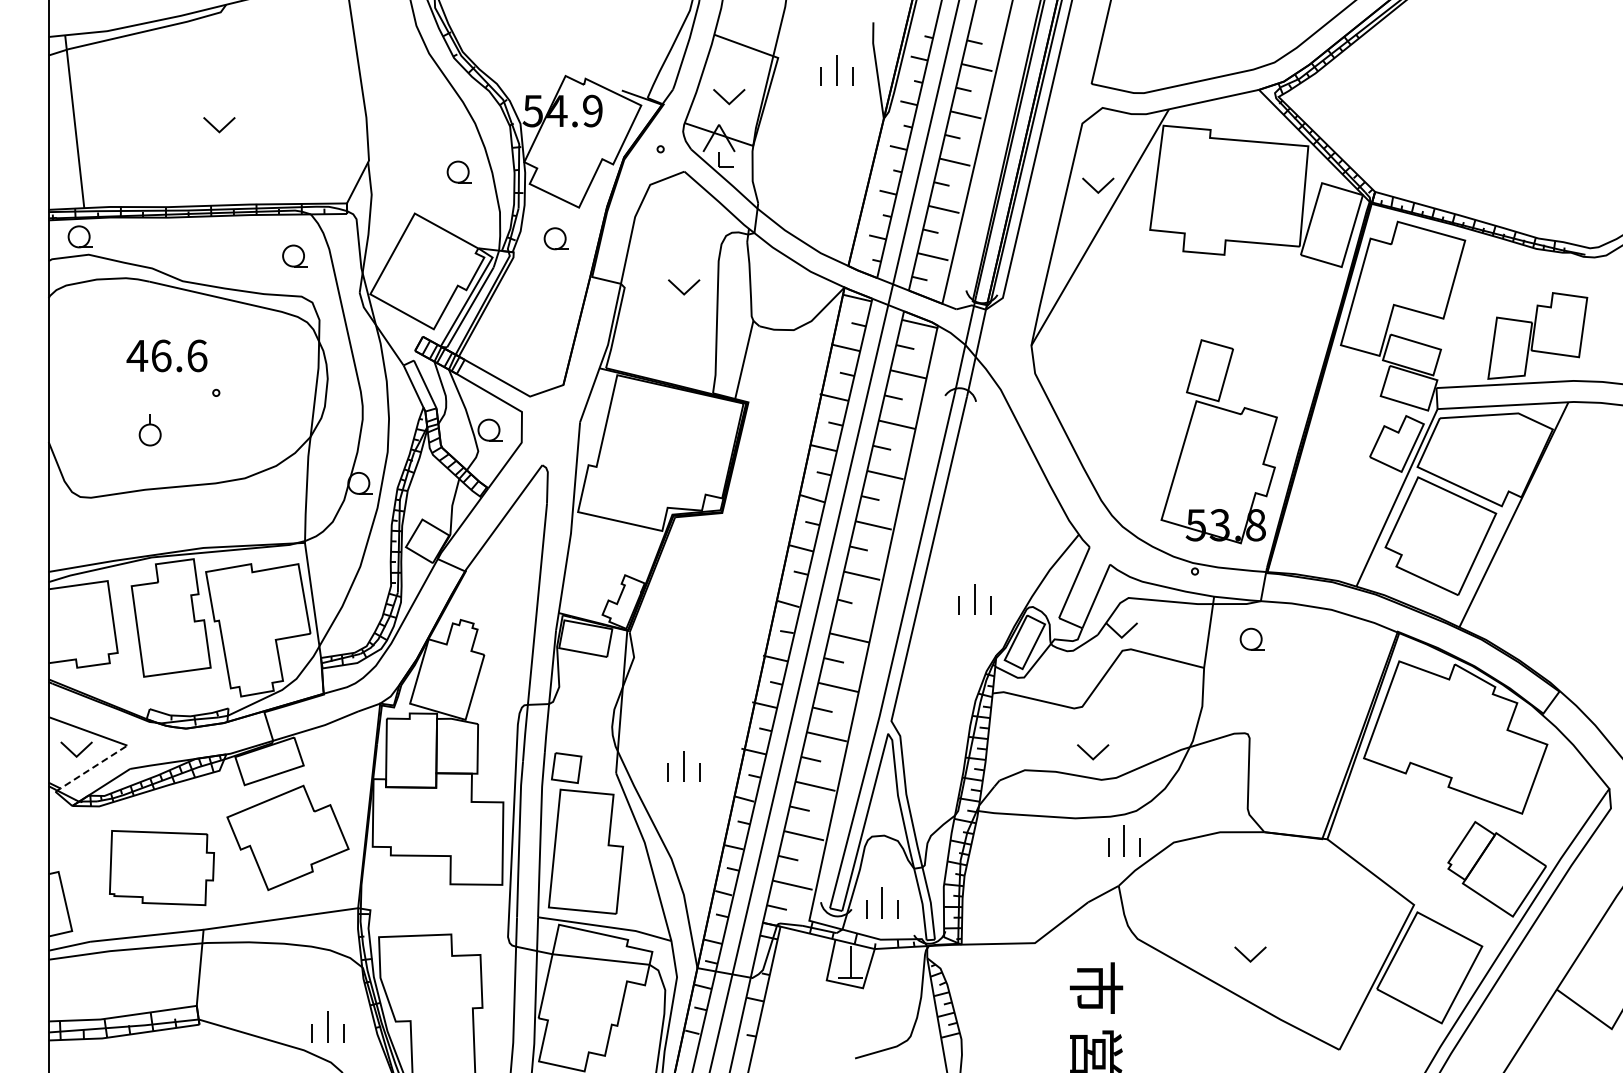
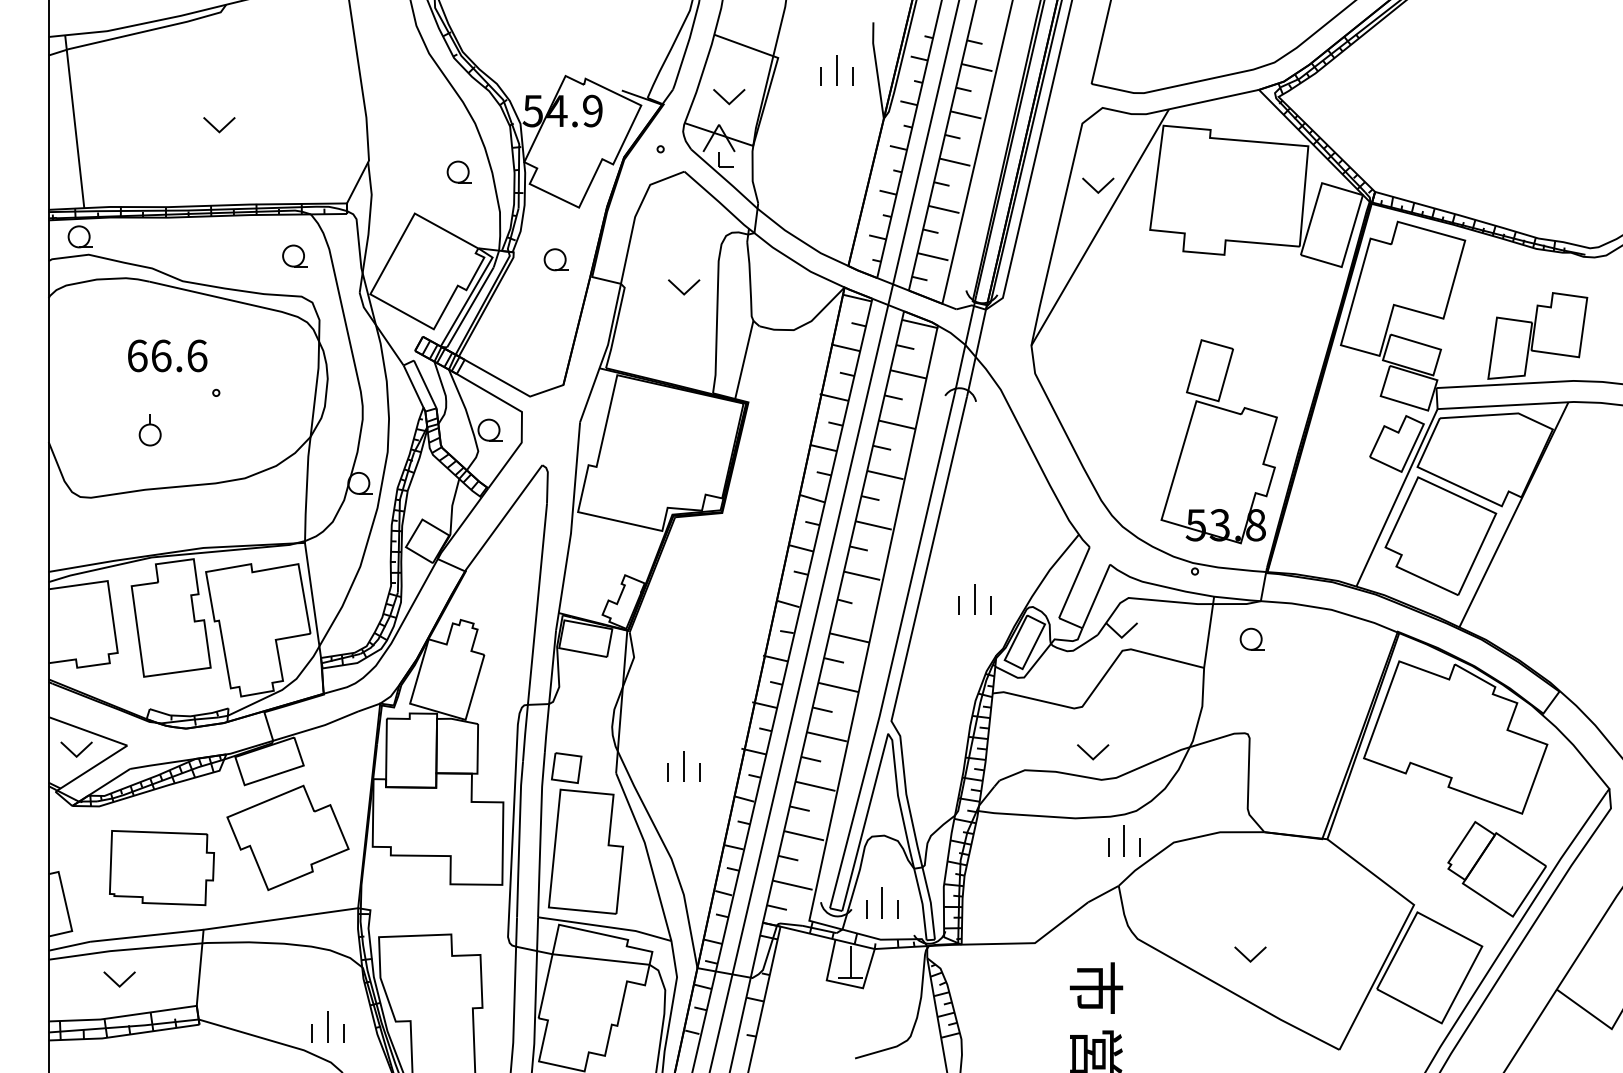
part position: (555, 238) -> (555, 259) (555, 259)
text: 46.6 -> 66.6 (137, 355)
line: dashed -> solid (90, 769)
part: none -> present (119, 979)
